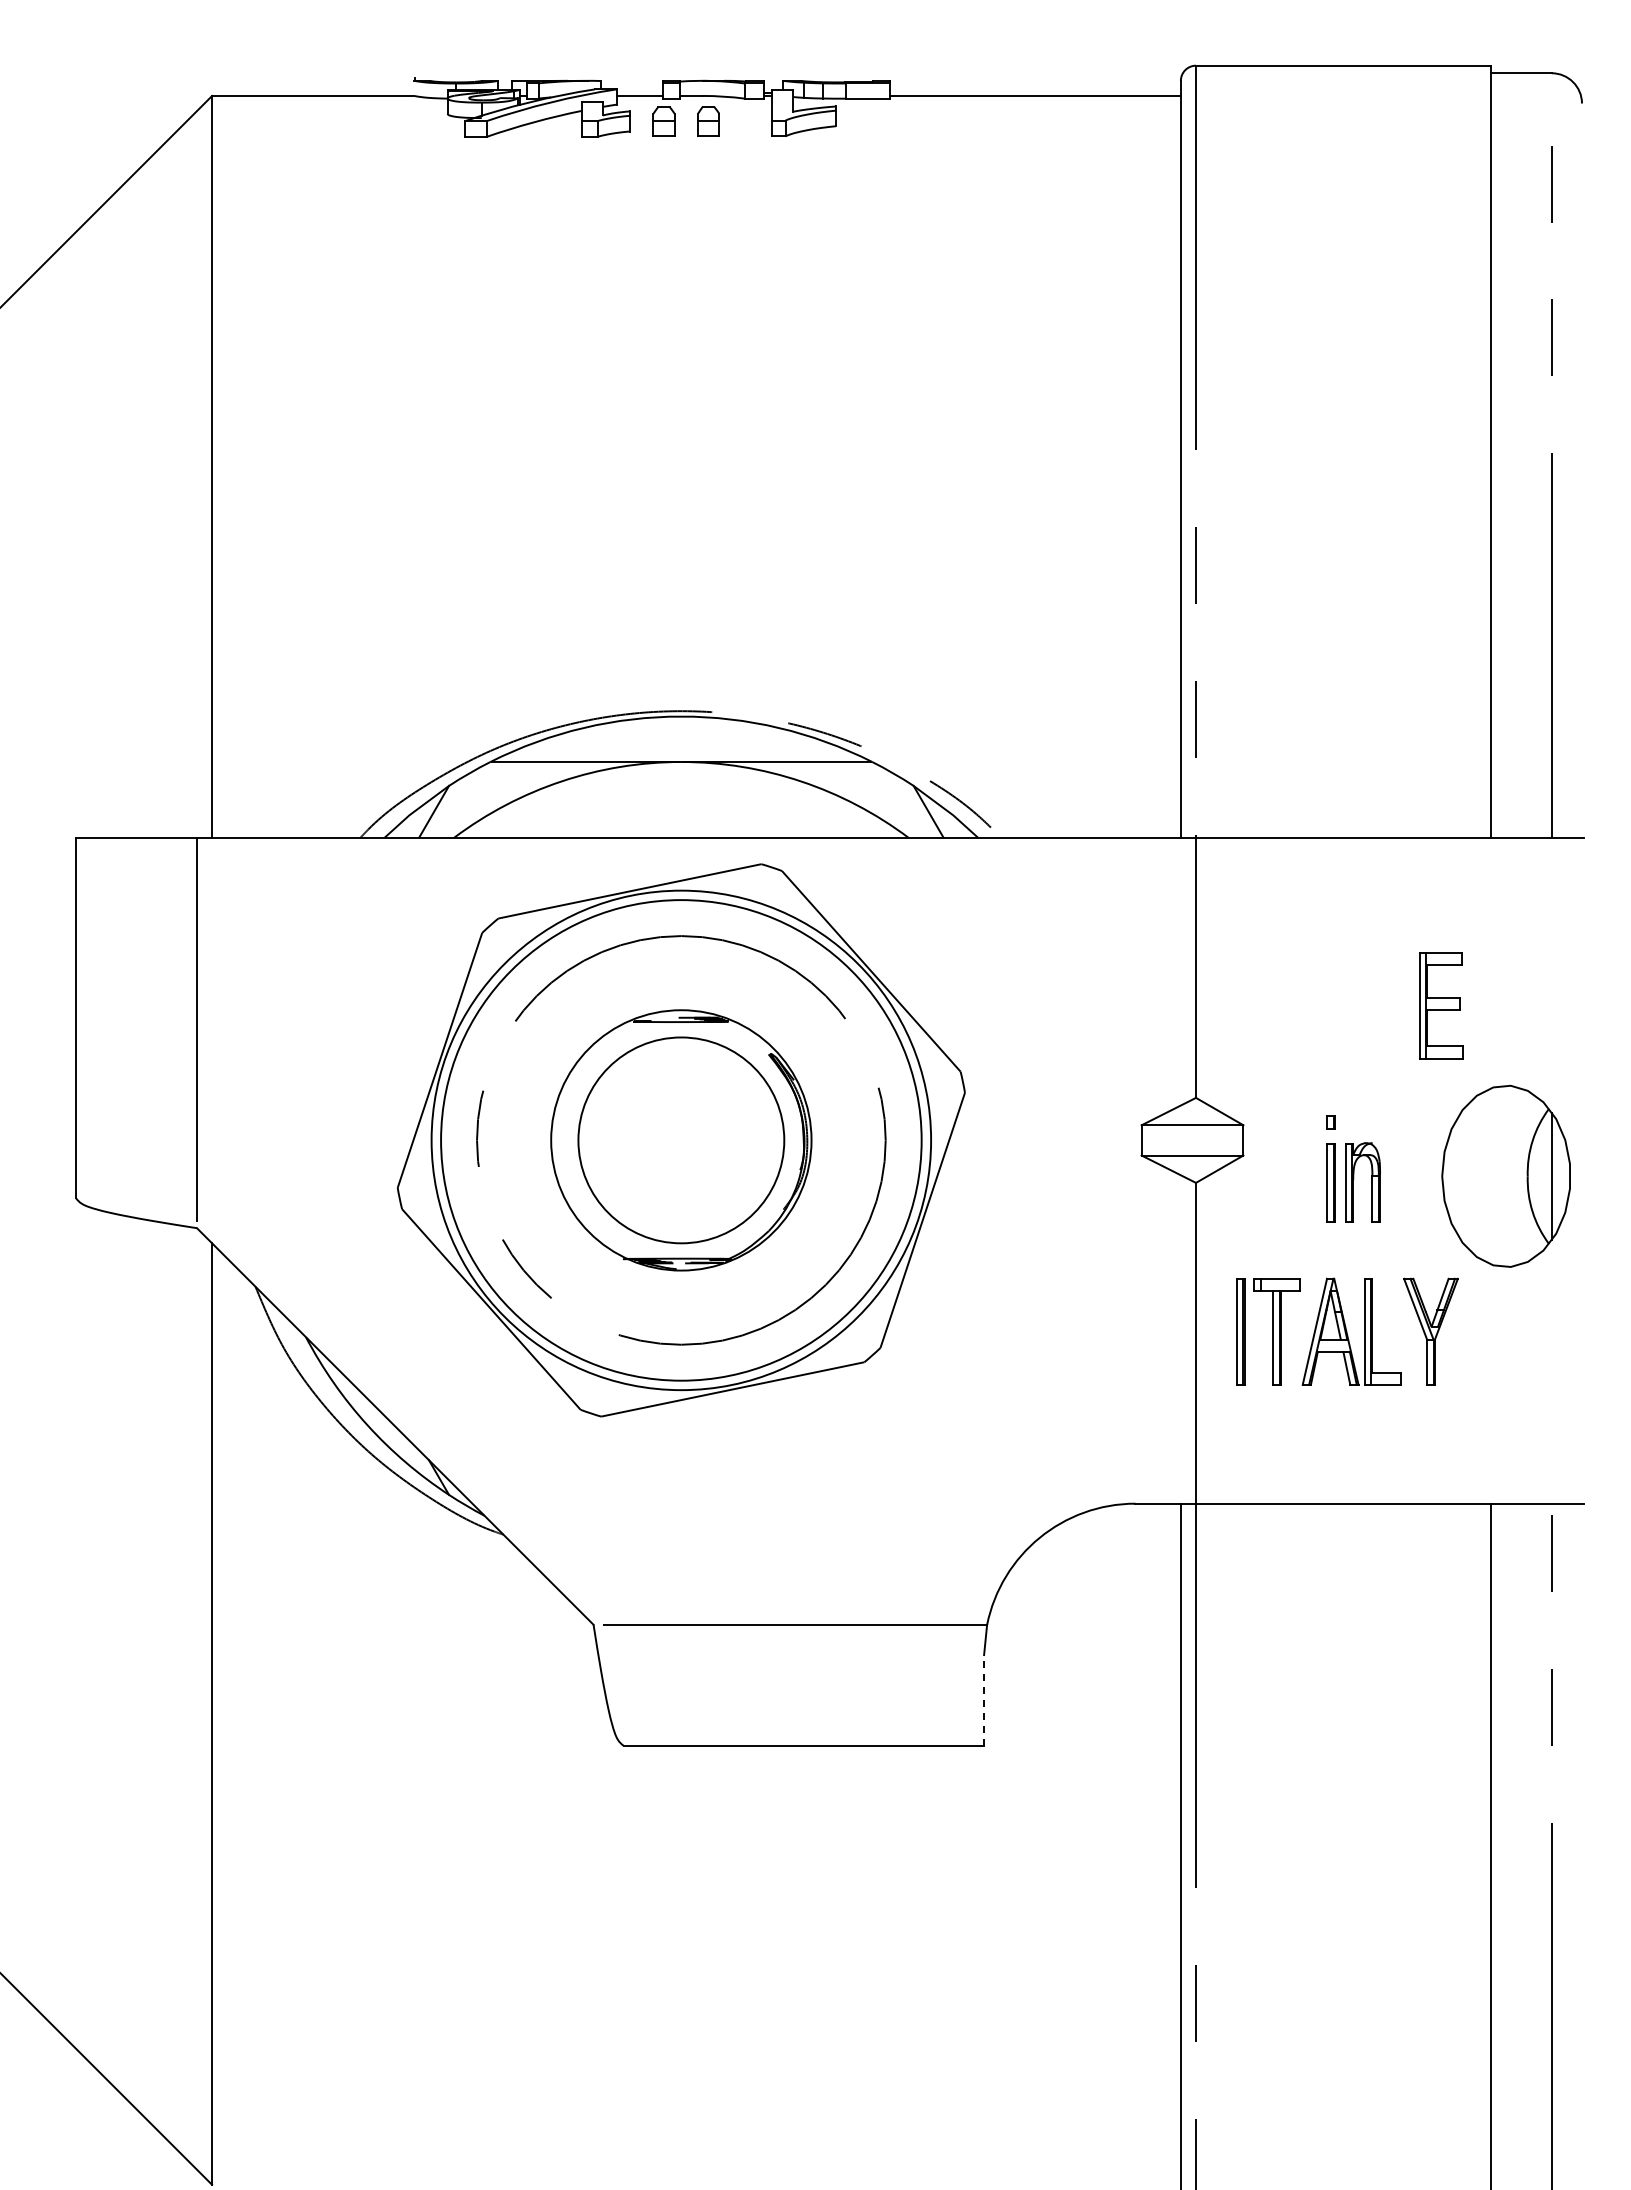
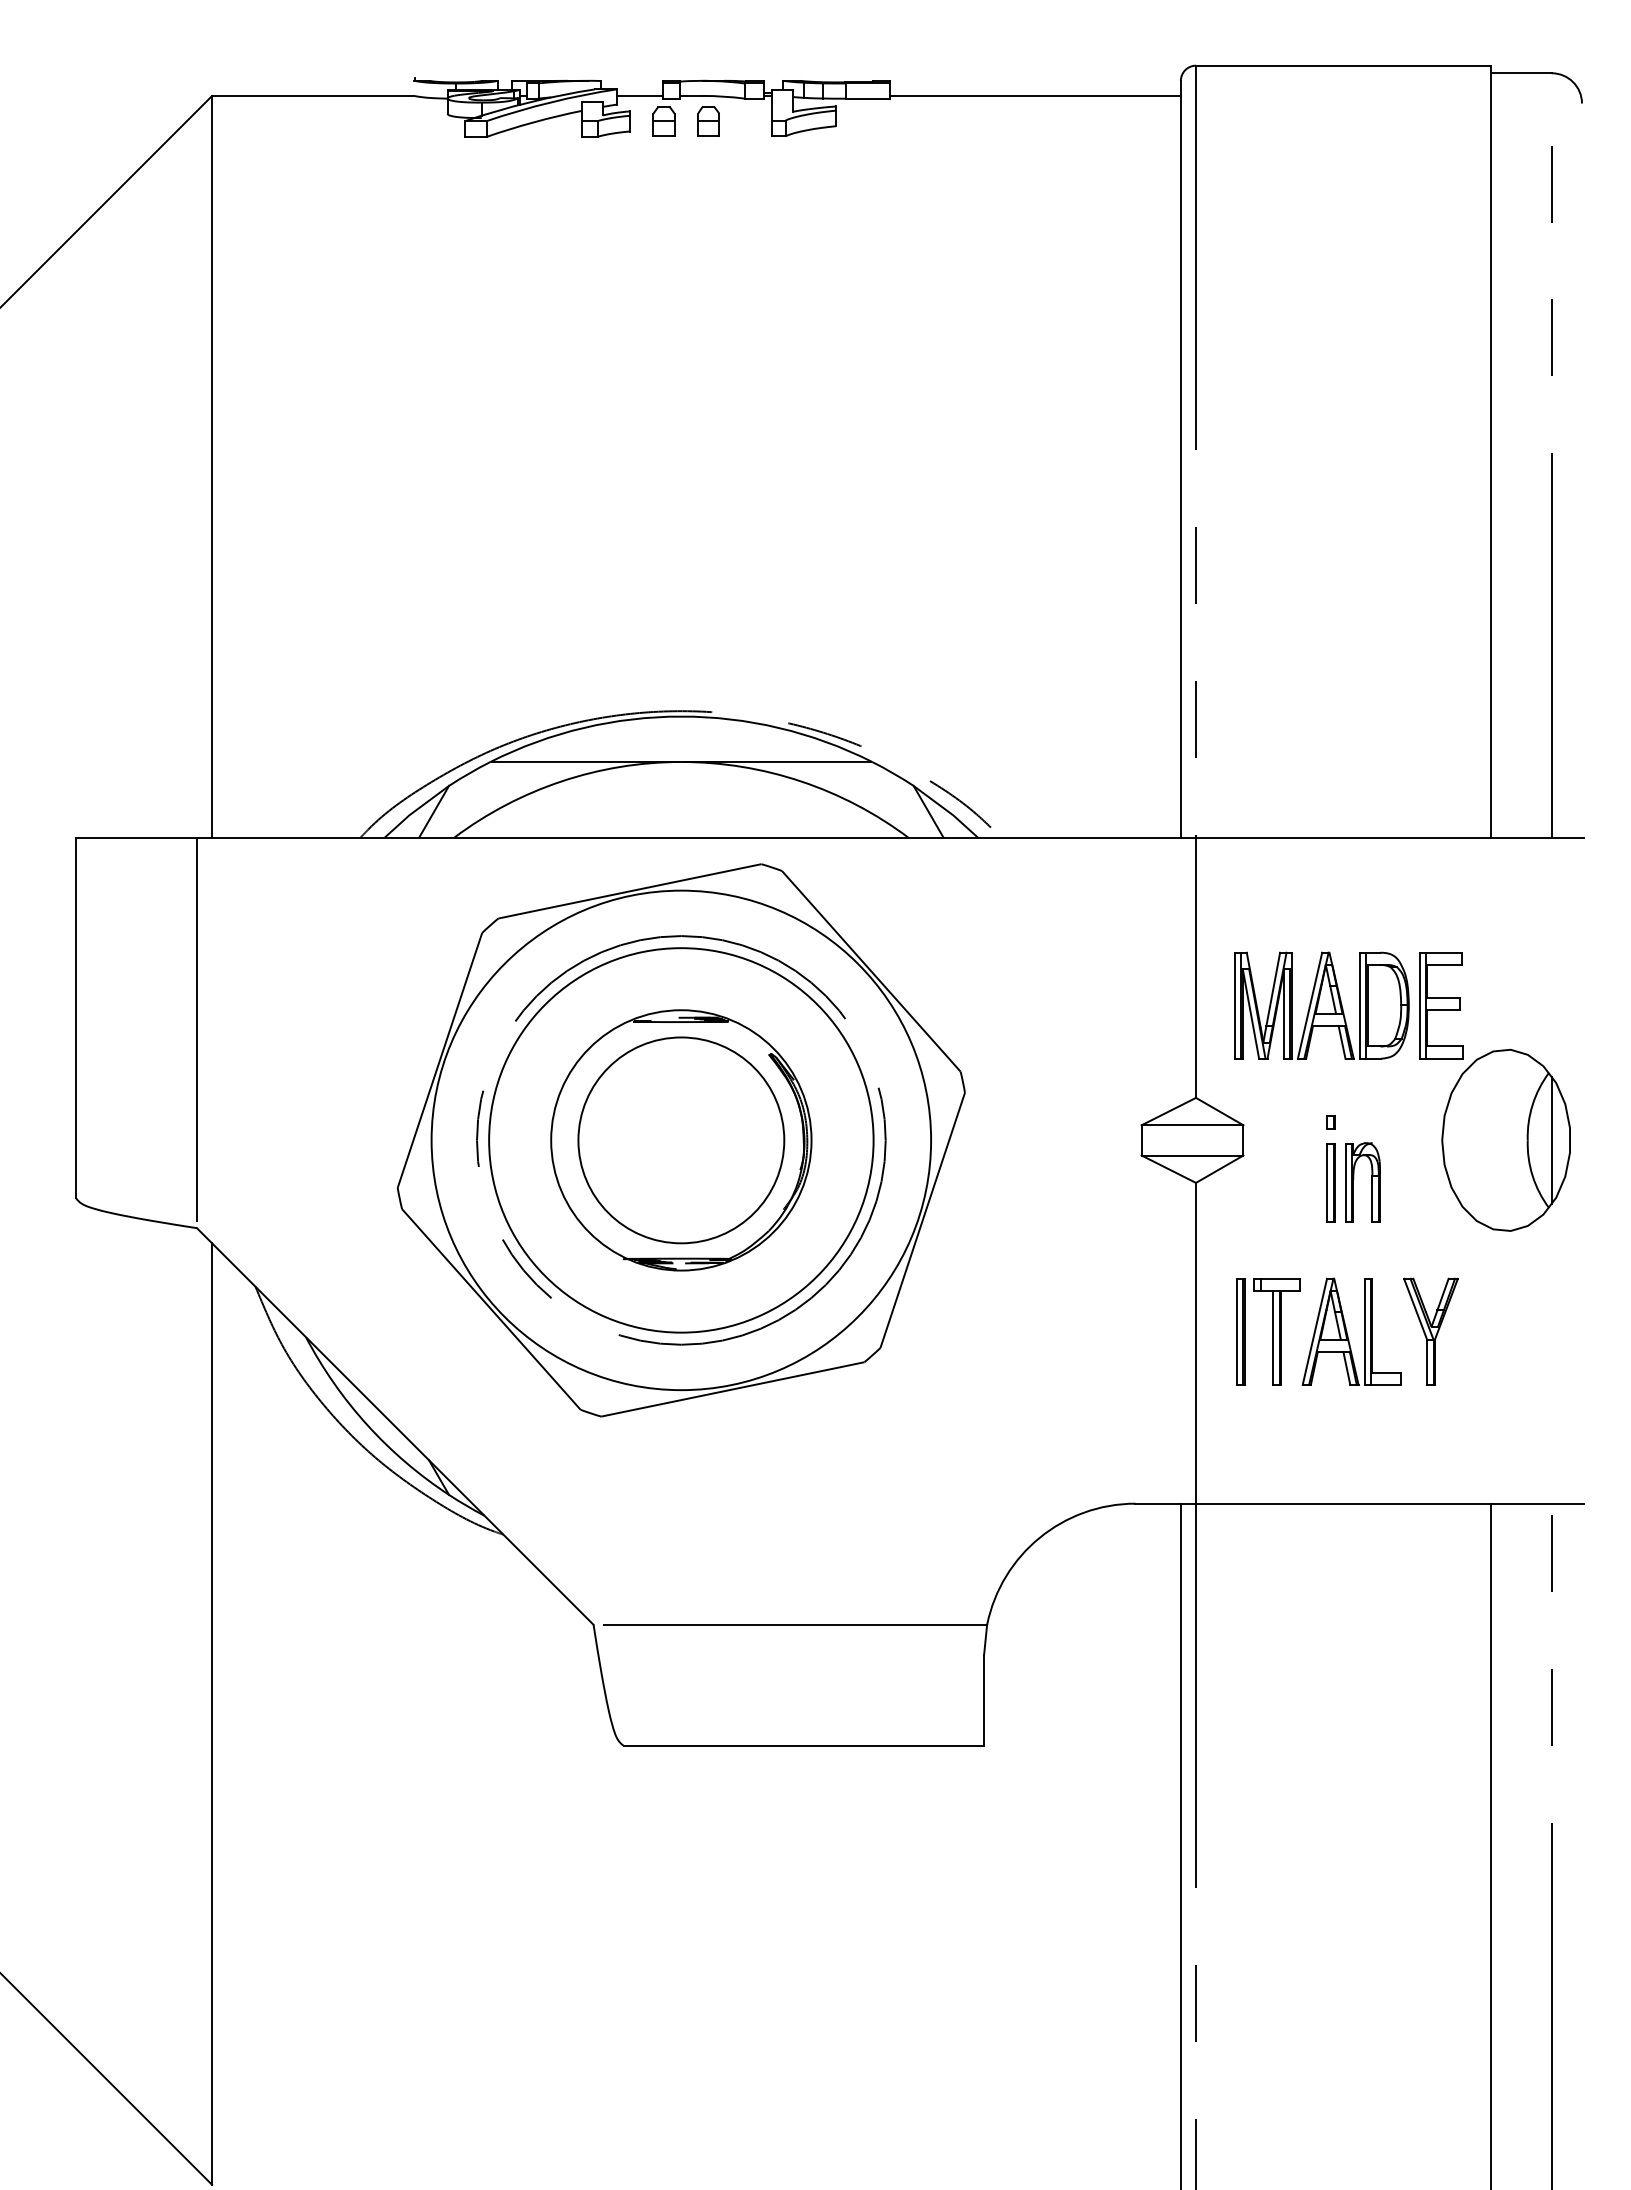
part: none -> present (1321, 1005)
circle diameter: 481 px -> 384 px (681, 1140)
part position: (1505, 1175) -> (1505, 1139) (1505, 1139)
line: dashed -> solid (984, 1699)
